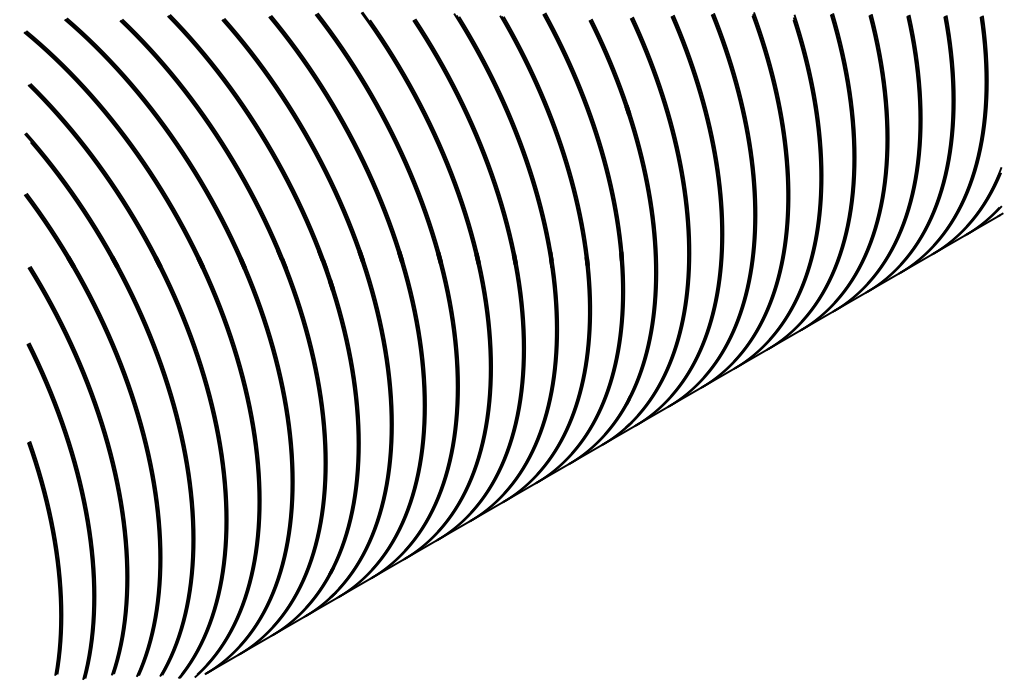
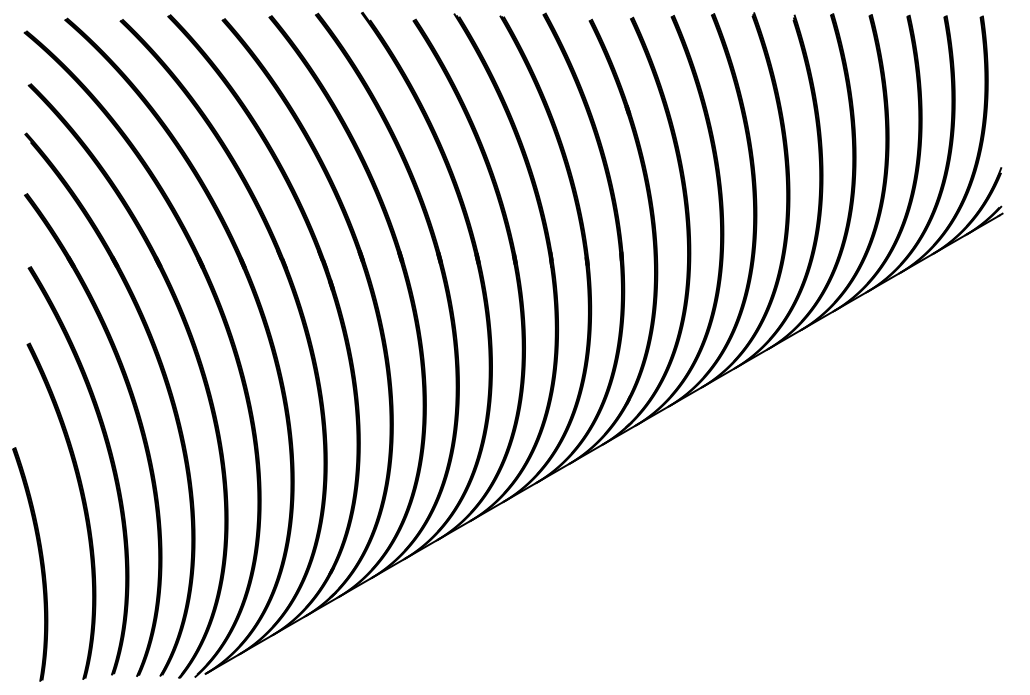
part position: (54, 555) -> (39, 561) (39, 561)
